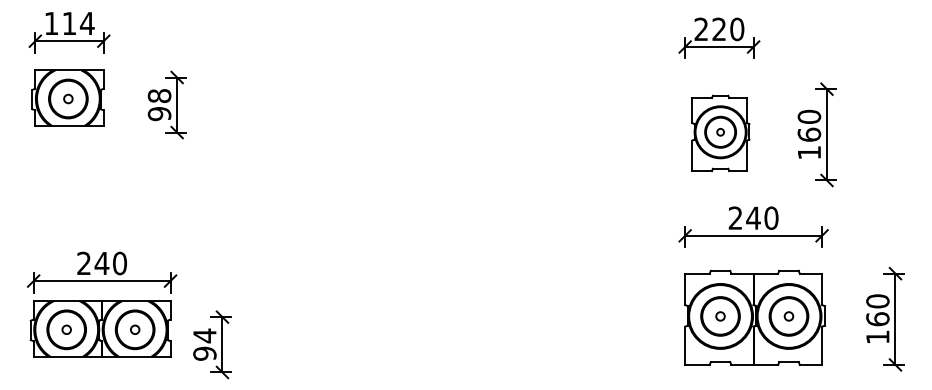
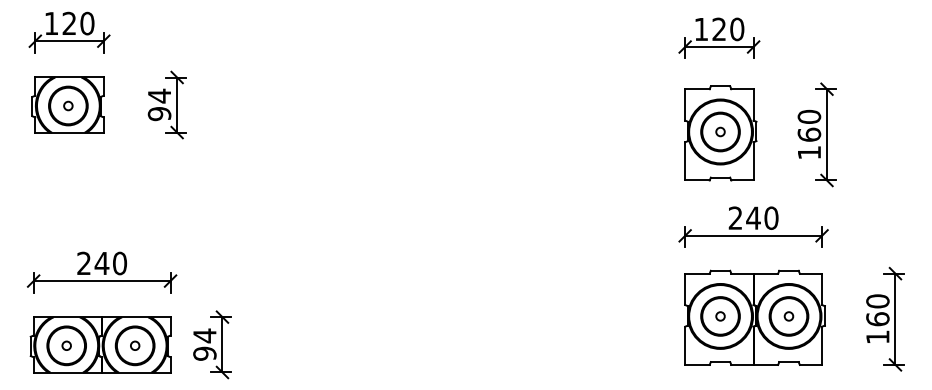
text: 114 -> 120 (78, 23)
text: 220 -> 120 (700, 28)
text: 98 -> 94 (159, 95)
part position: (67, 97) -> (67, 104) (67, 104)
part size: 60x79 px -> 74x97 px (720, 133)
part position: (100, 328) -> (100, 344) (100, 344)
